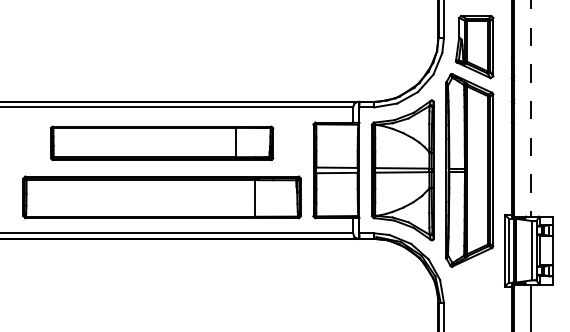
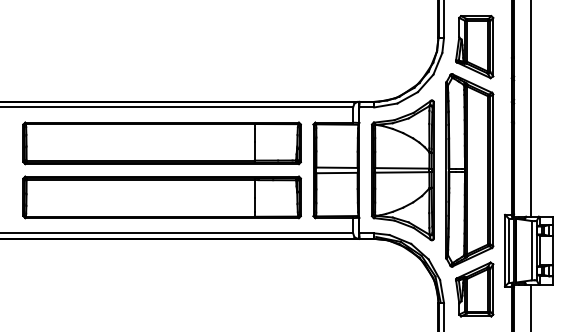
line: dashed -> solid (530, 108)
part size: 225x37 px -> 280x45 px (161, 143)
part: none -> present (474, 289)
